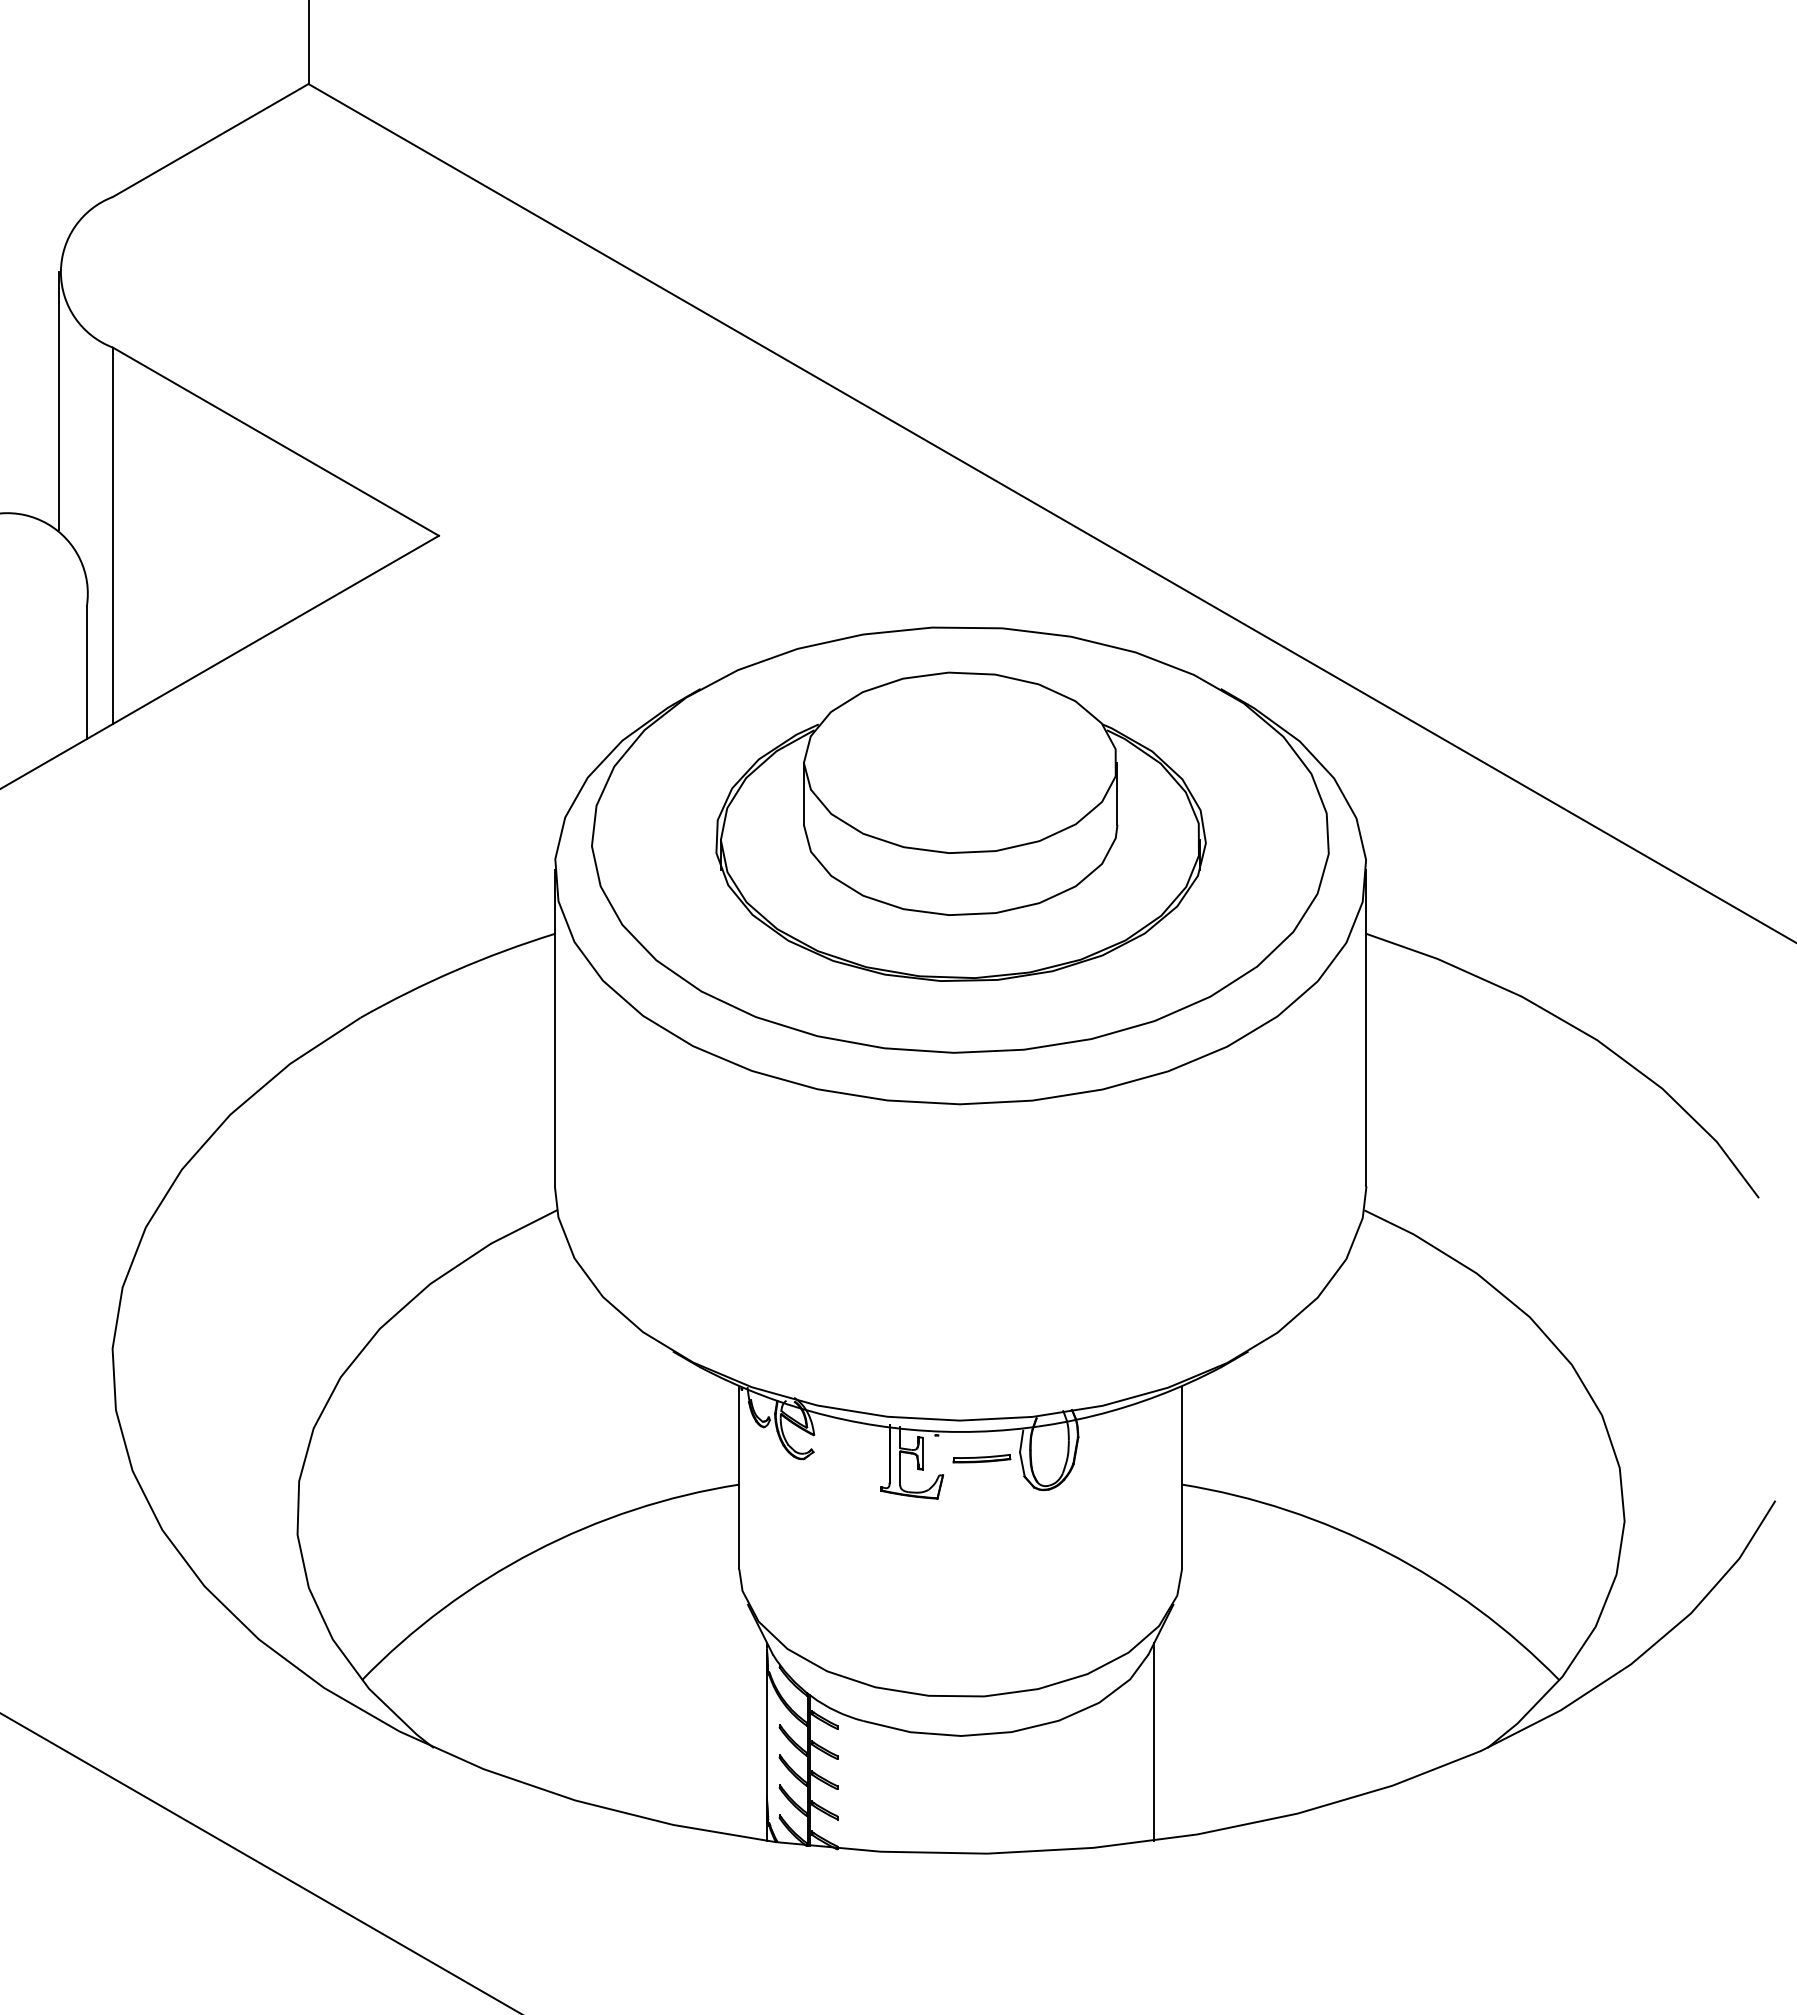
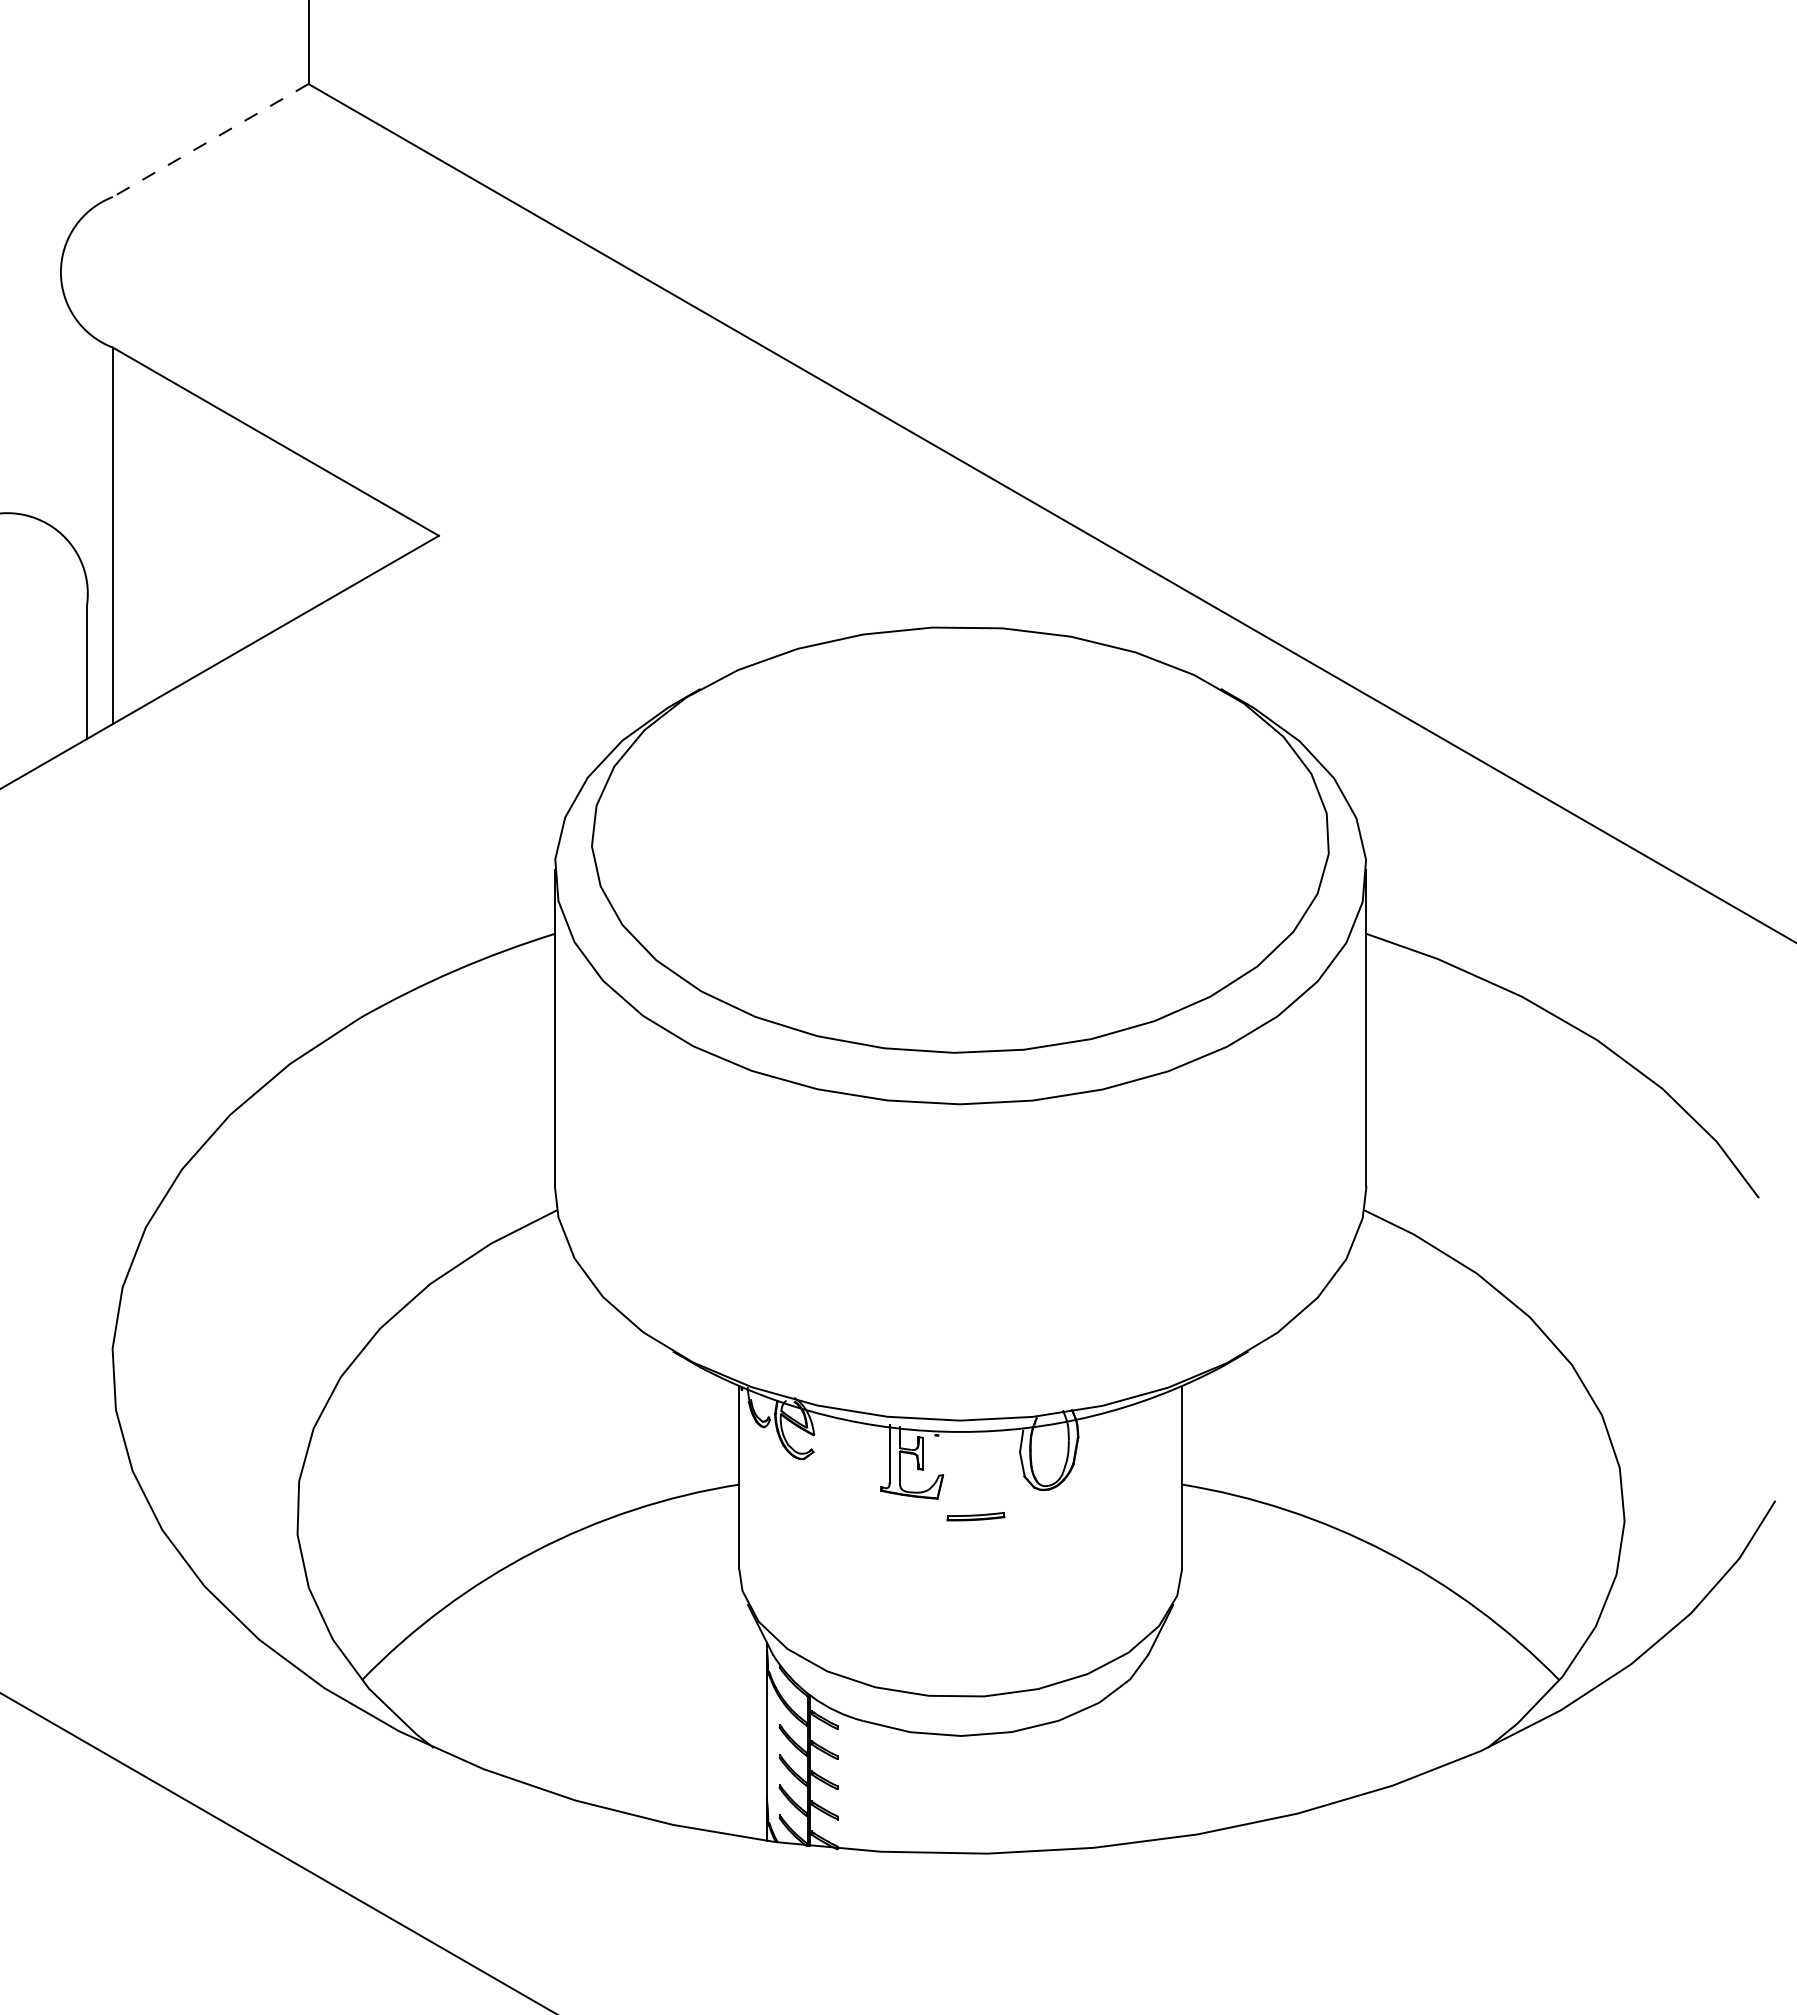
line: solid -> dashed (210, 140)
line: present -> none (58, 400)
part: present -> none (960, 826)
part position: (981, 1458) -> (975, 1516) (975, 1516)
line: present -> none (1154, 1741)
line position: (259, 1862) -> (277, 1852) (277, 1852)
